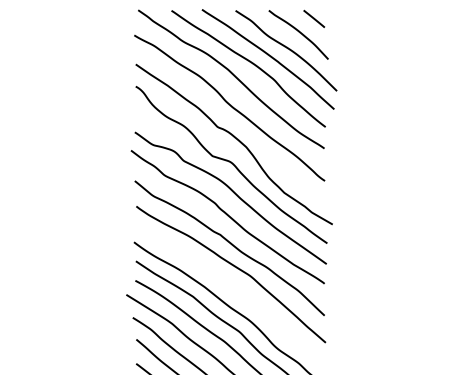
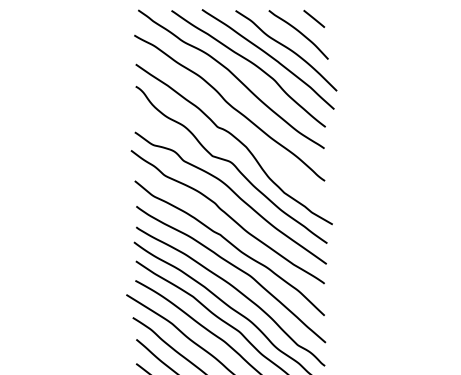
curve: none -> present (236, 290)
